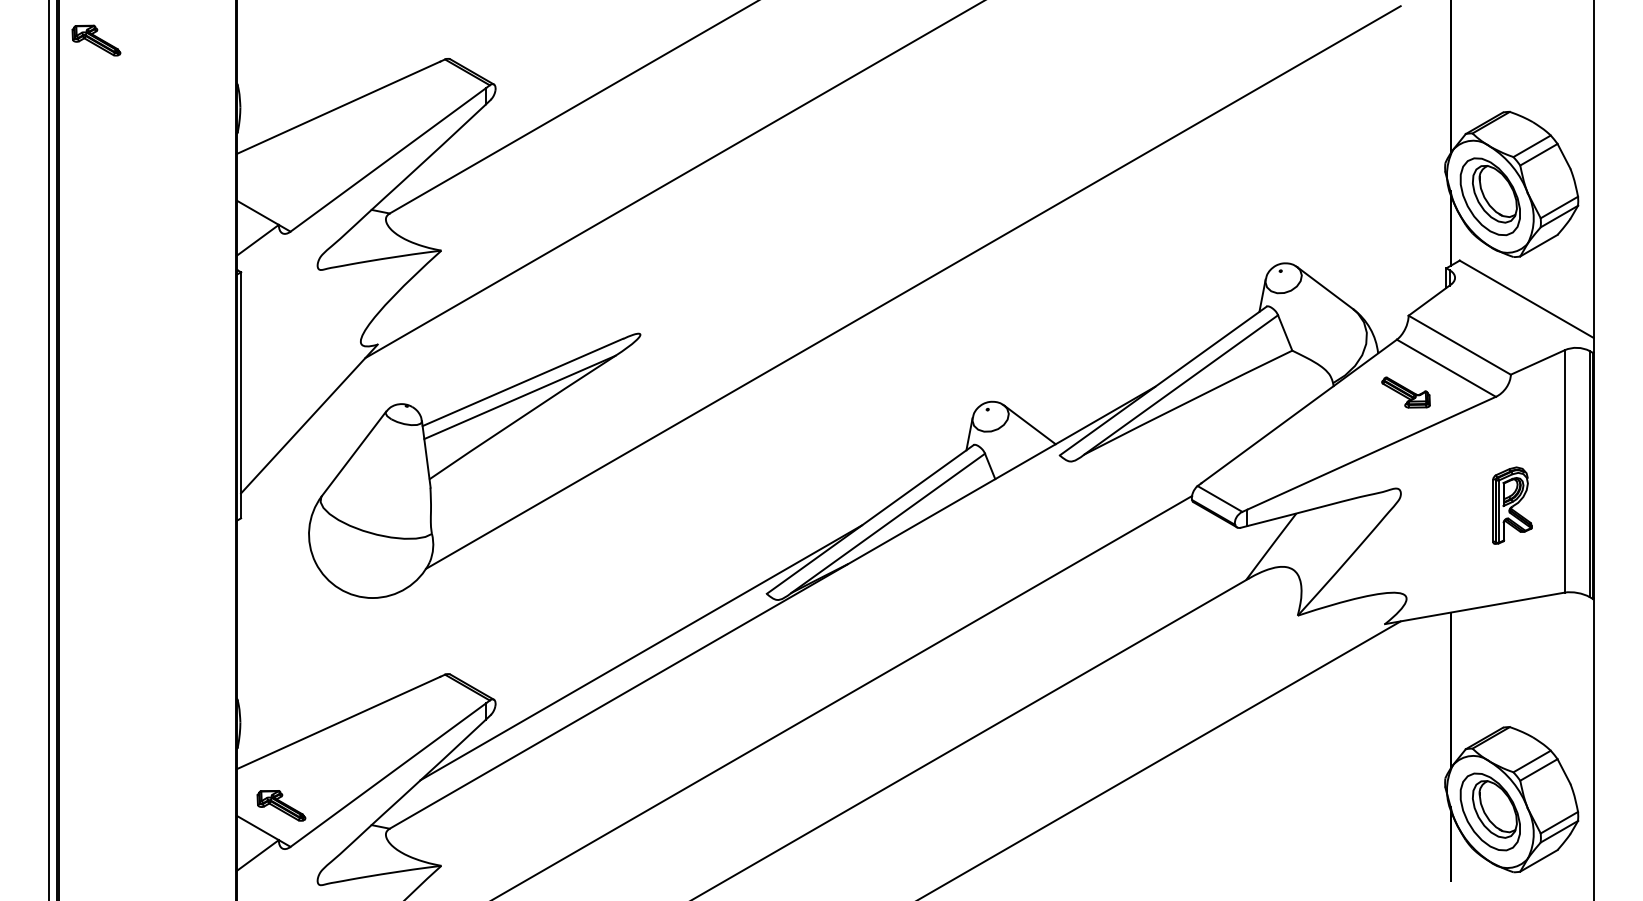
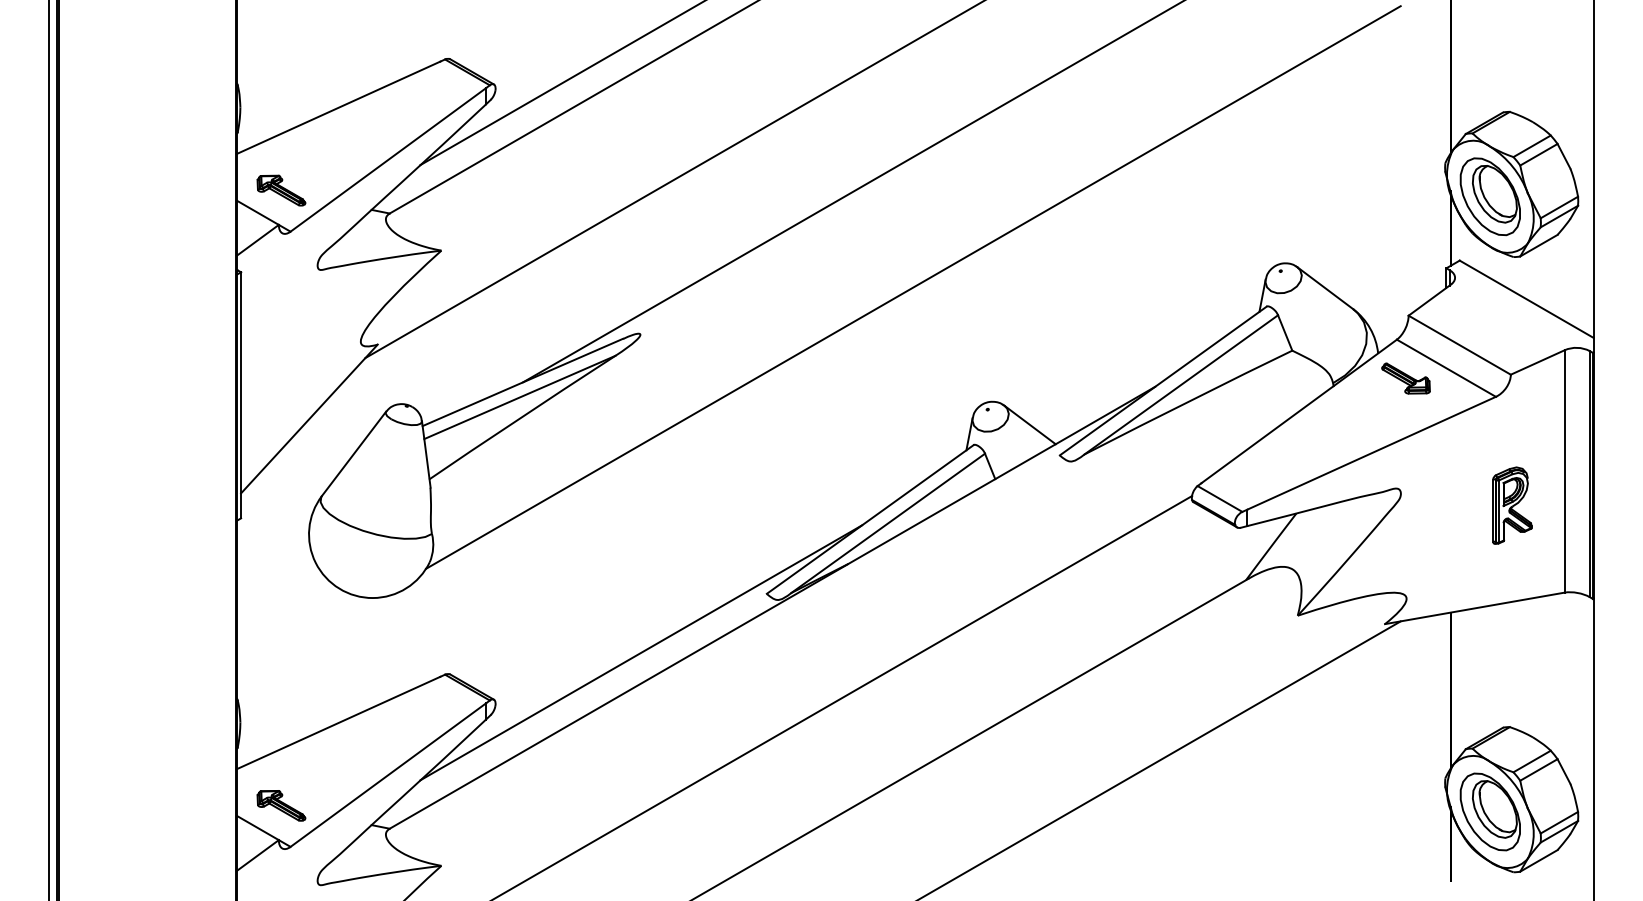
part position: (96, 40) -> (281, 190) (281, 190)
line: none -> present (561, 83)
line: none -> present (851, 192)
part position: (1405, 392) -> (1405, 378) (1405, 378)
